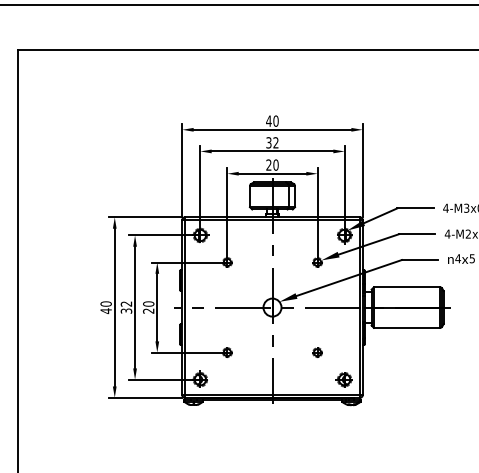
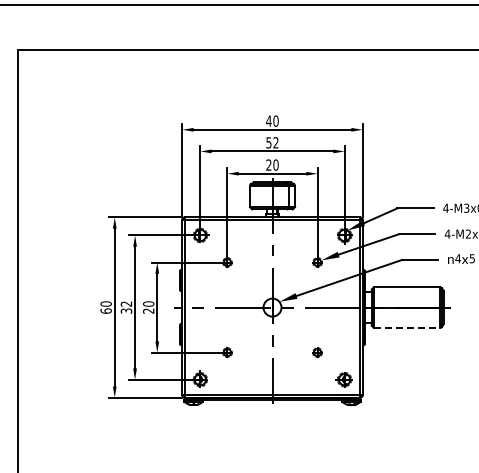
text: 32 -> 52 (268, 141)
text: 40 -> 60 (105, 311)
line: solid -> dashed (407, 327)
